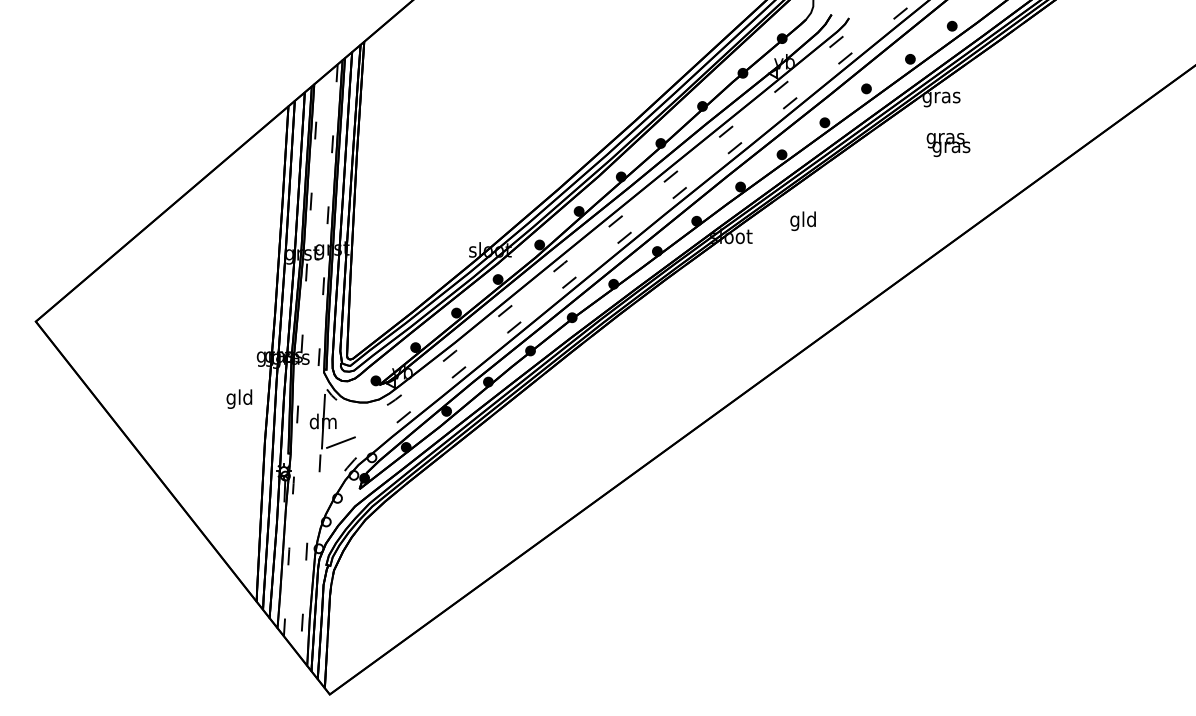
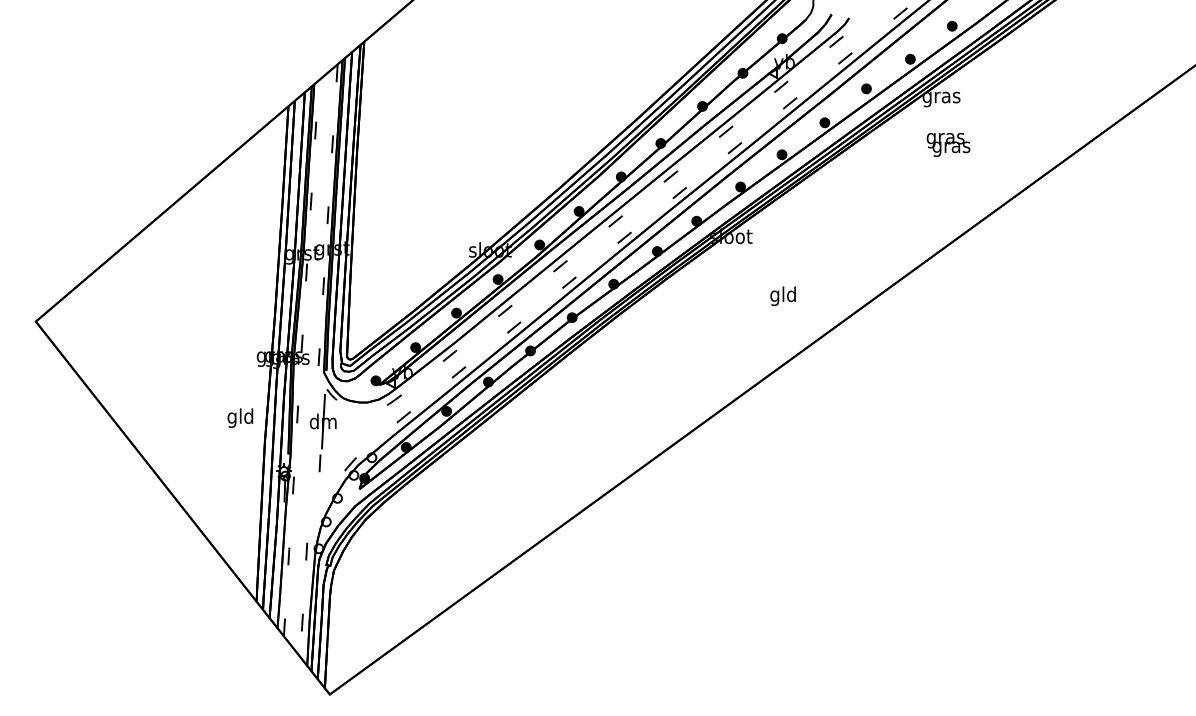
text position: (802, 220) -> (782, 295) (782, 295)
text position: (239, 398) -> (240, 417) (240, 417)
line: present -> none (340, 442)
